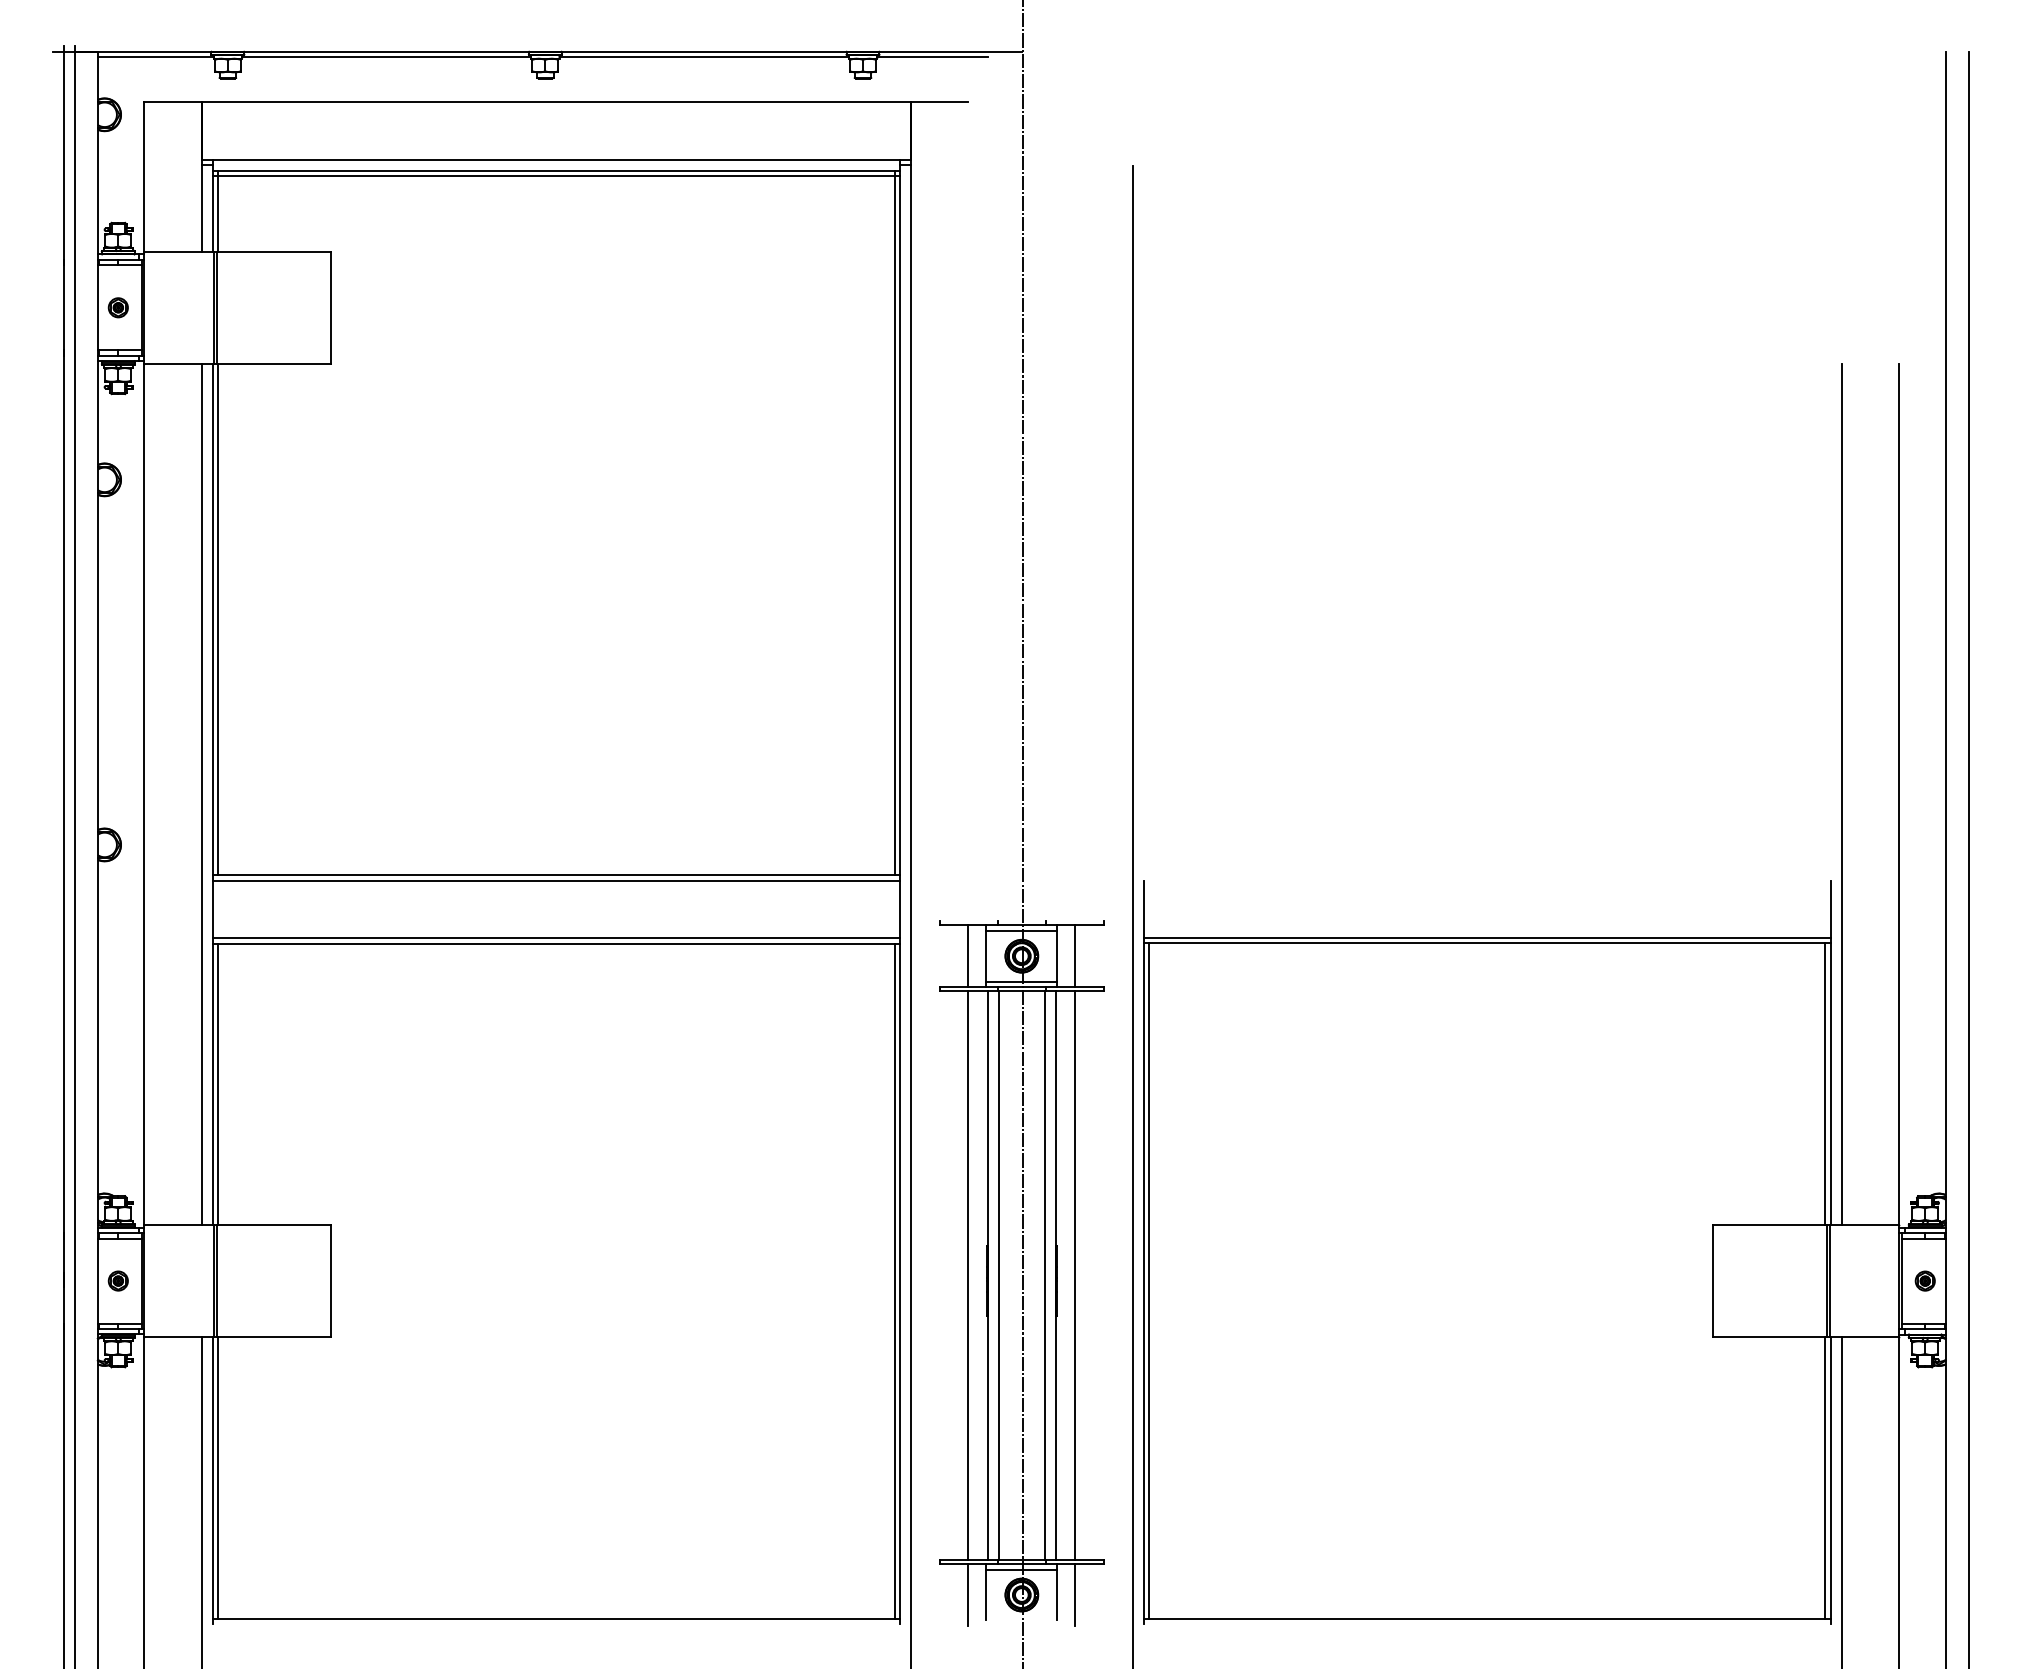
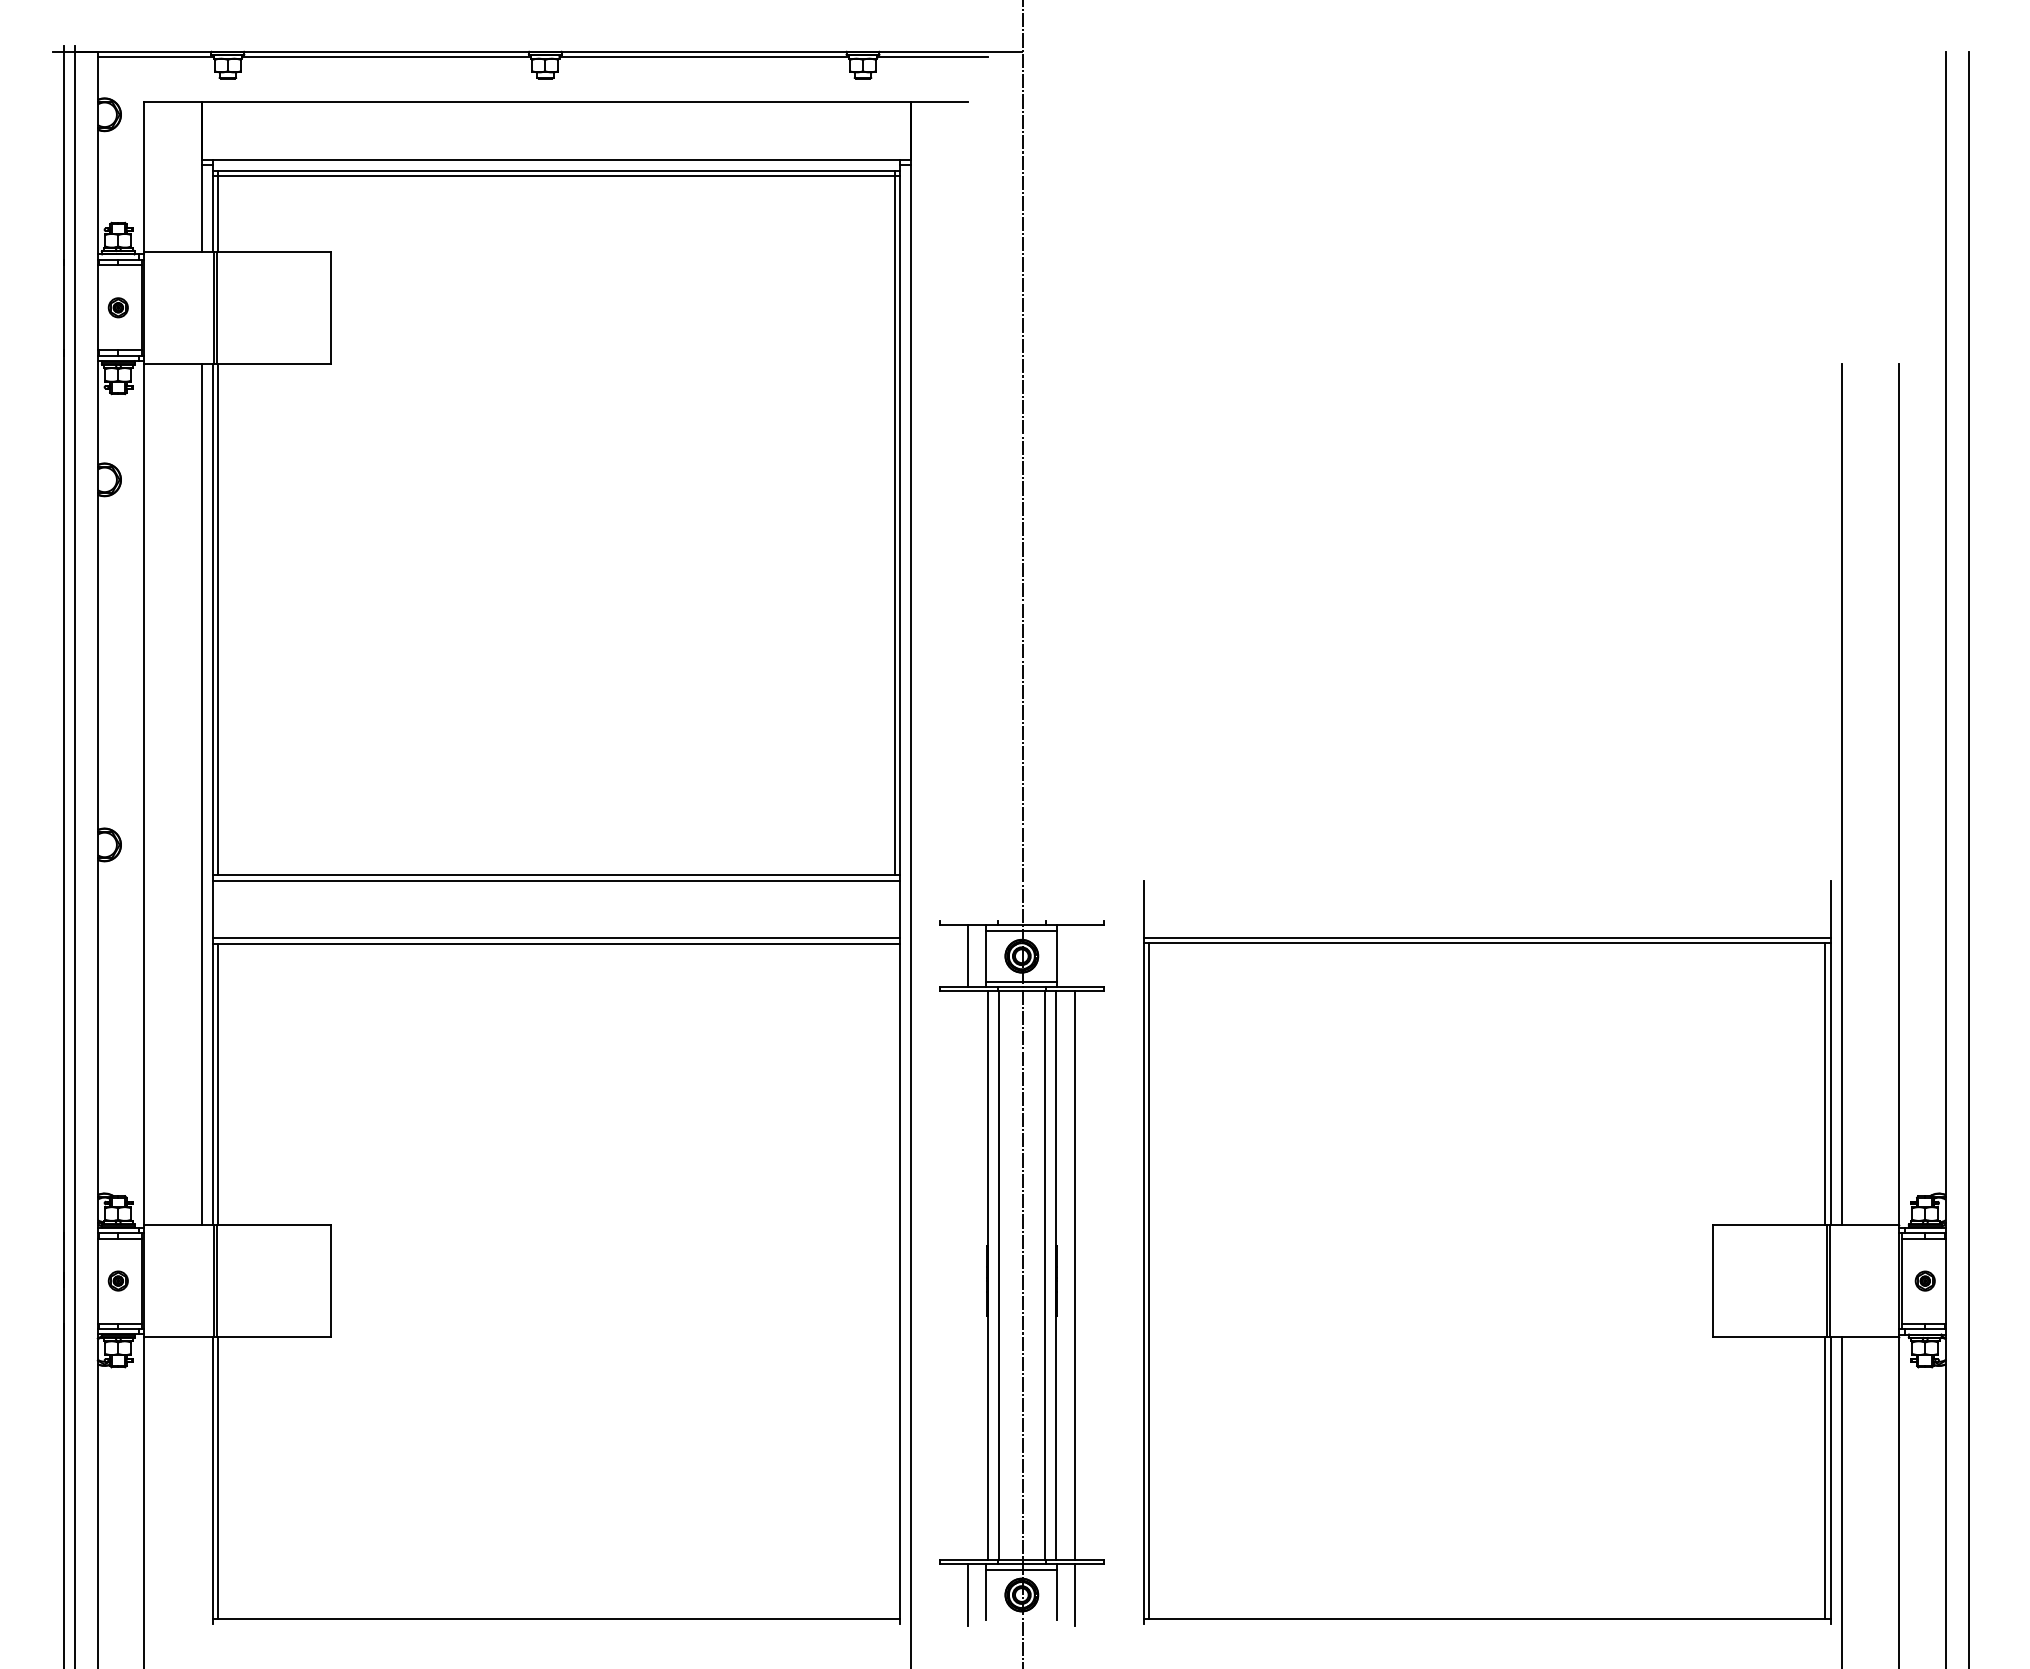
line: present -> none (1132, 915)
line: present -> none (1075, 956)
line: present -> none (968, 1275)
line: present -> none (894, 1280)
line: present -> none (201, 1501)
